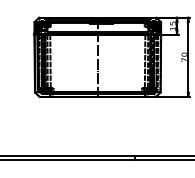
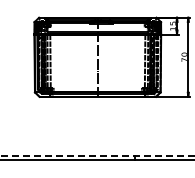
line: solid -> dashed (97, 155)
